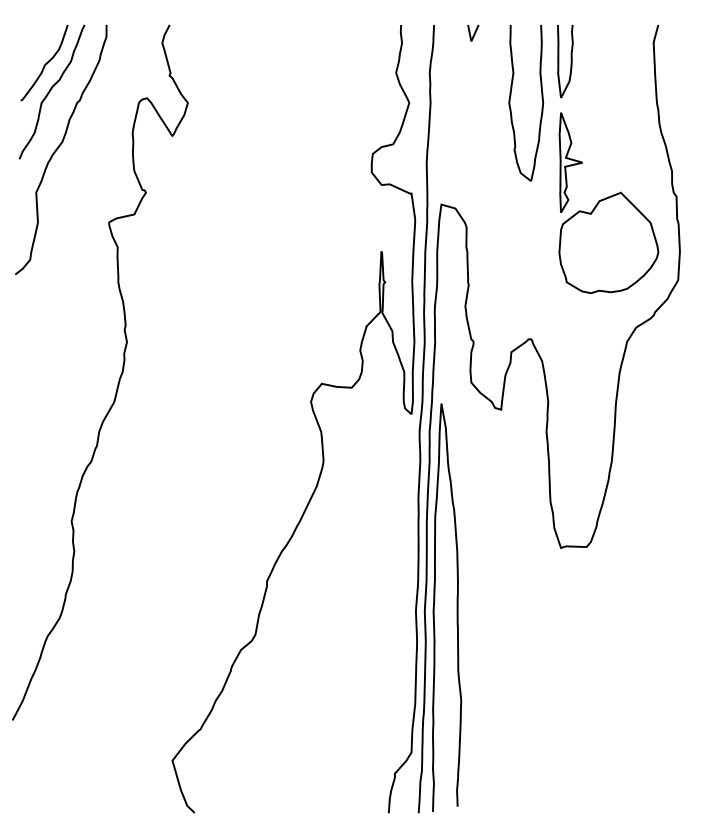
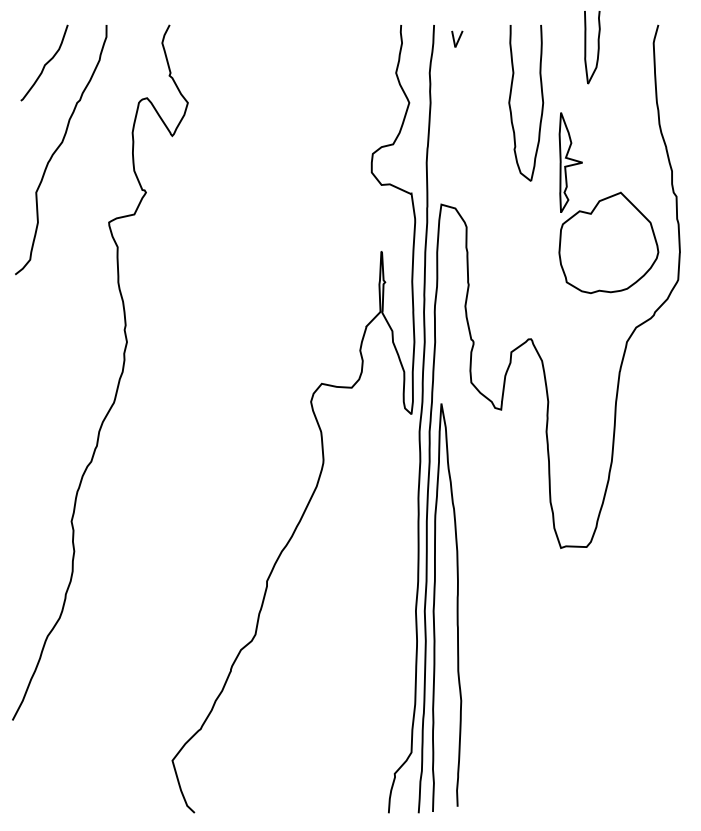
part position: (473, 32) -> (457, 38) (457, 38)
part position: (565, 61) -> (592, 47) (592, 47)
curve: present -> none (51, 90)
